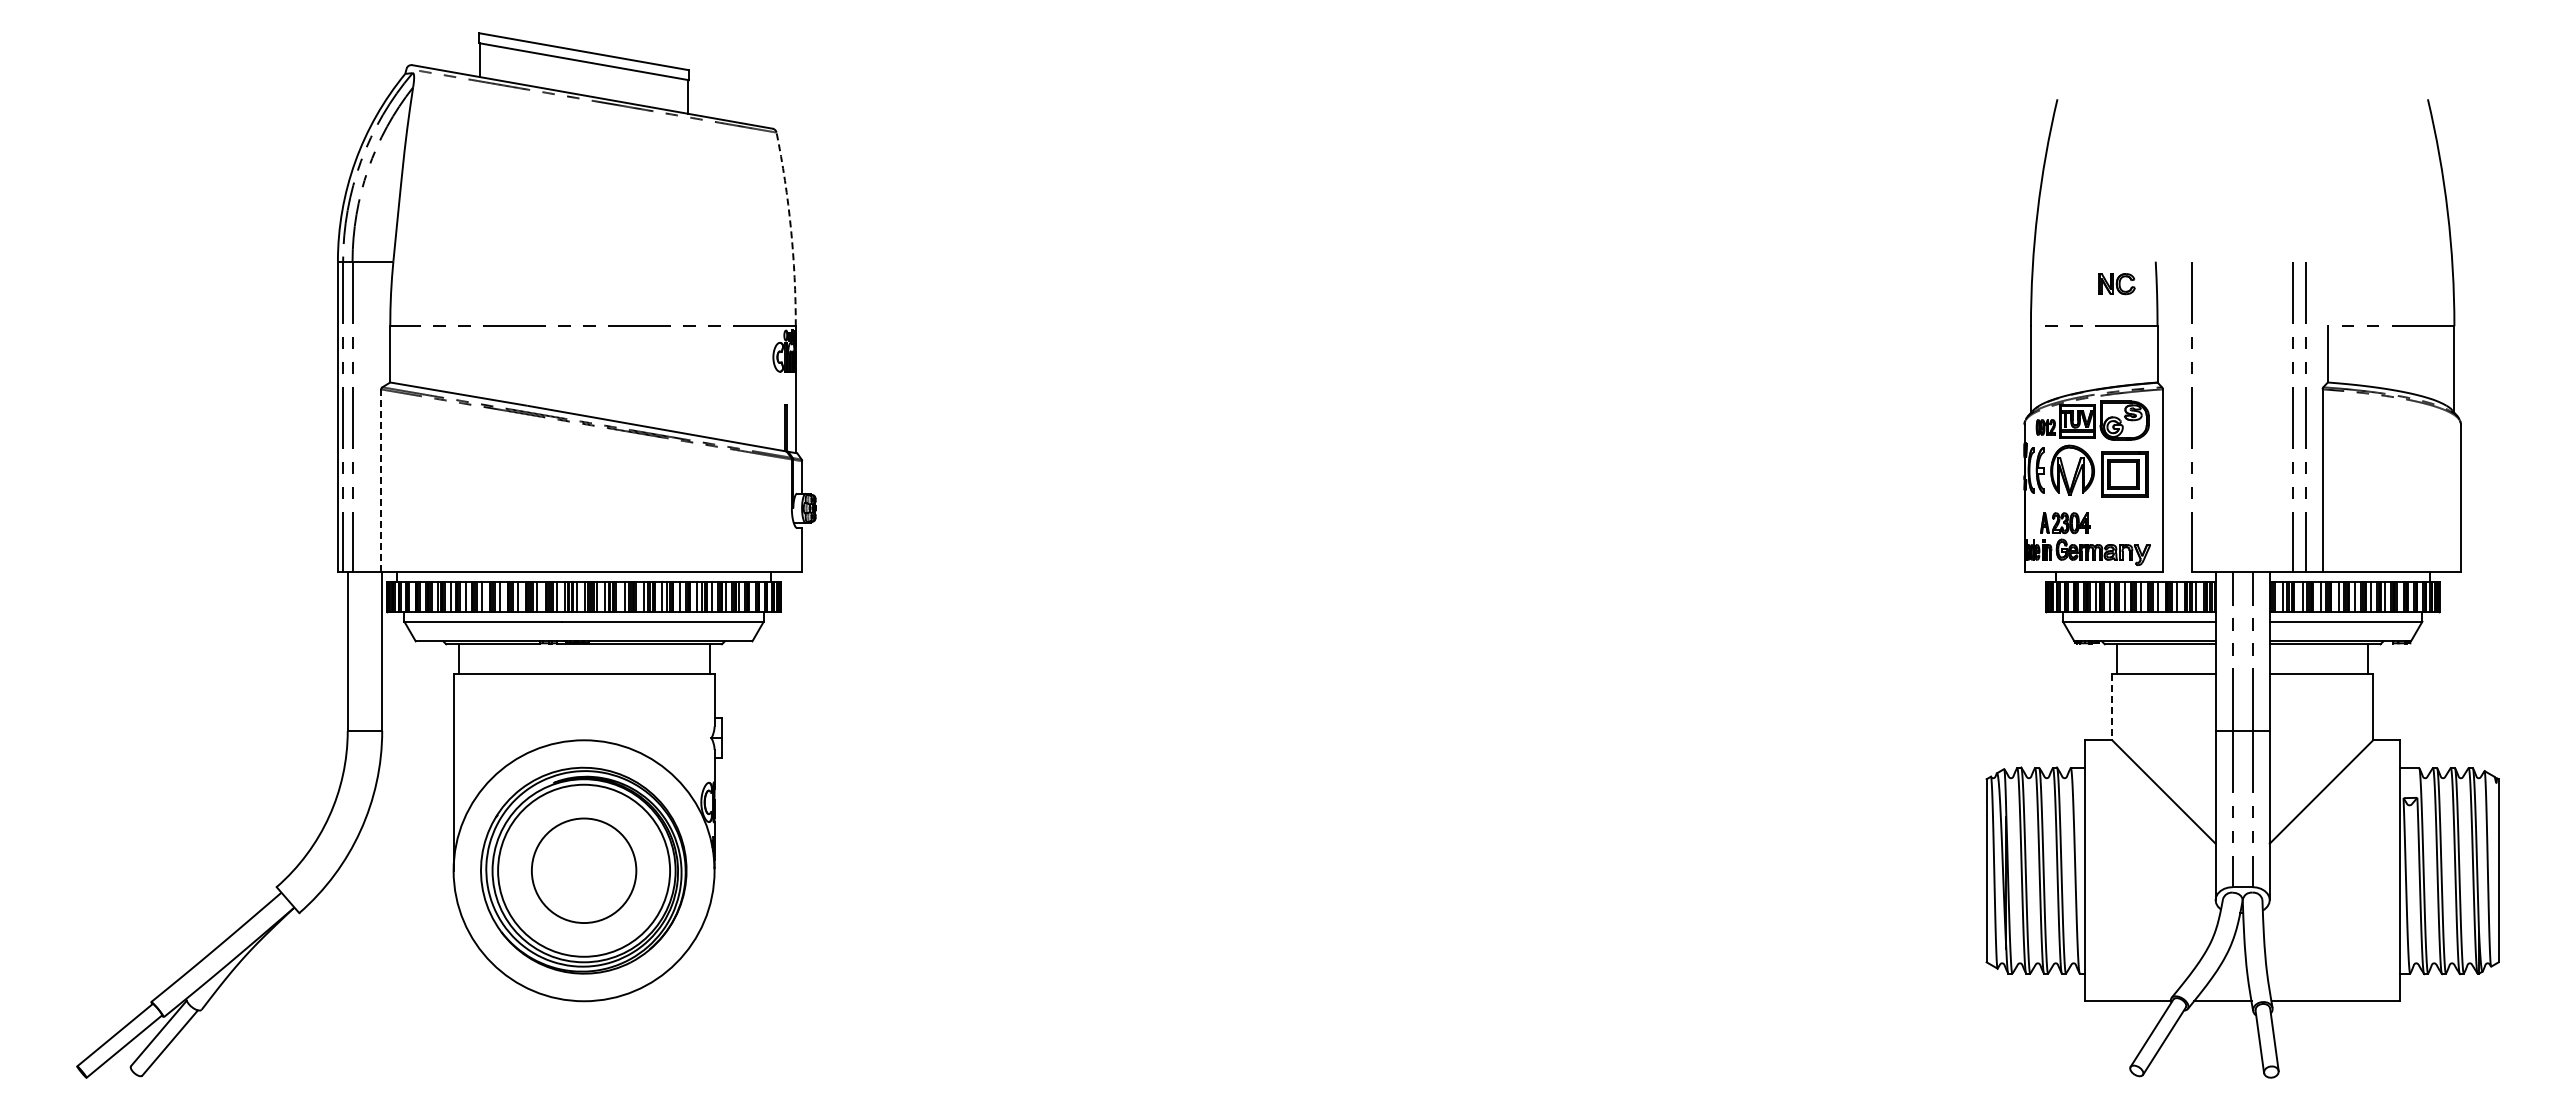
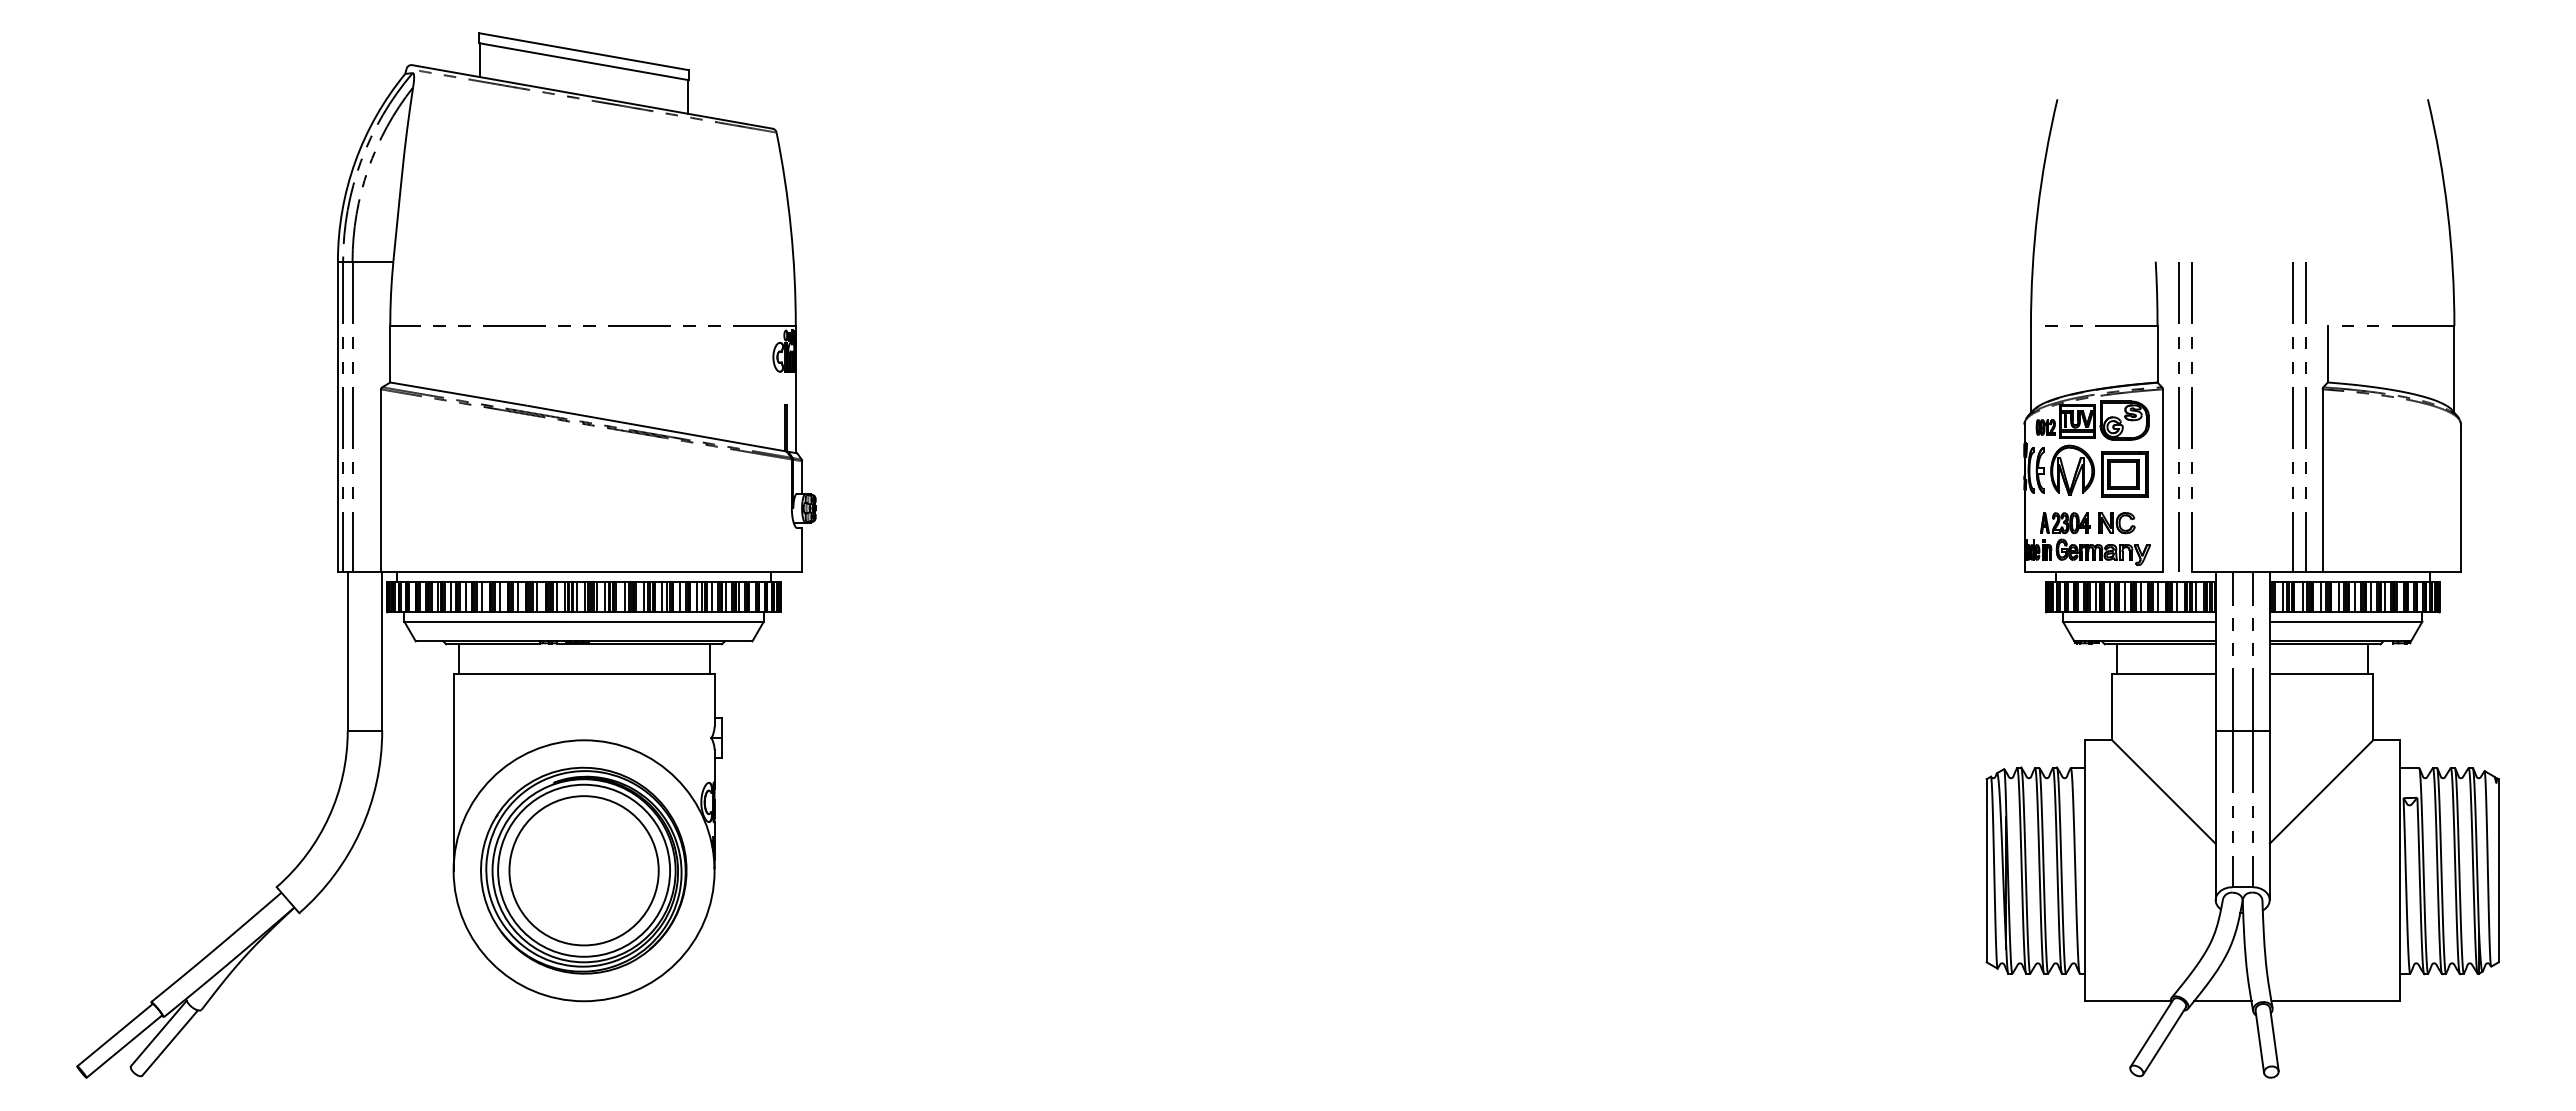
arc: dashed -> solid (790, 228)
part position: (2116, 284) -> (2116, 523) (2116, 523)
line: none -> present (2178, 416)
line: dashed -> solid (381, 480)
line: dashed -> solid (2112, 707)
circle diameter: 104 px -> 149 px (583, 870)
